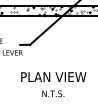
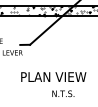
text position: (53, 93) -> (63, 93) (63, 93)
